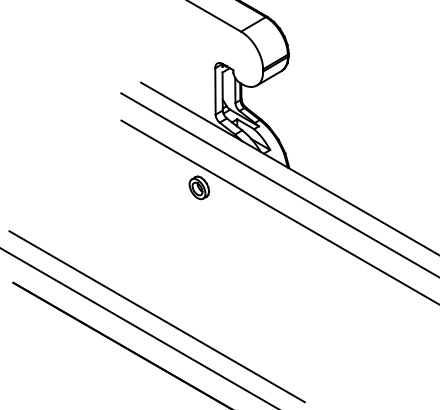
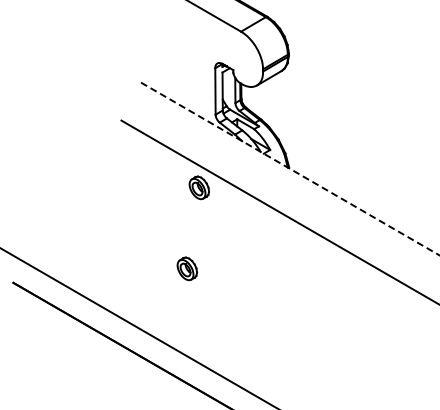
line: solid -> dashed (290, 169)
line: present -> none (278, 184)
part: none -> present (186, 268)
line: present -> none (156, 316)
